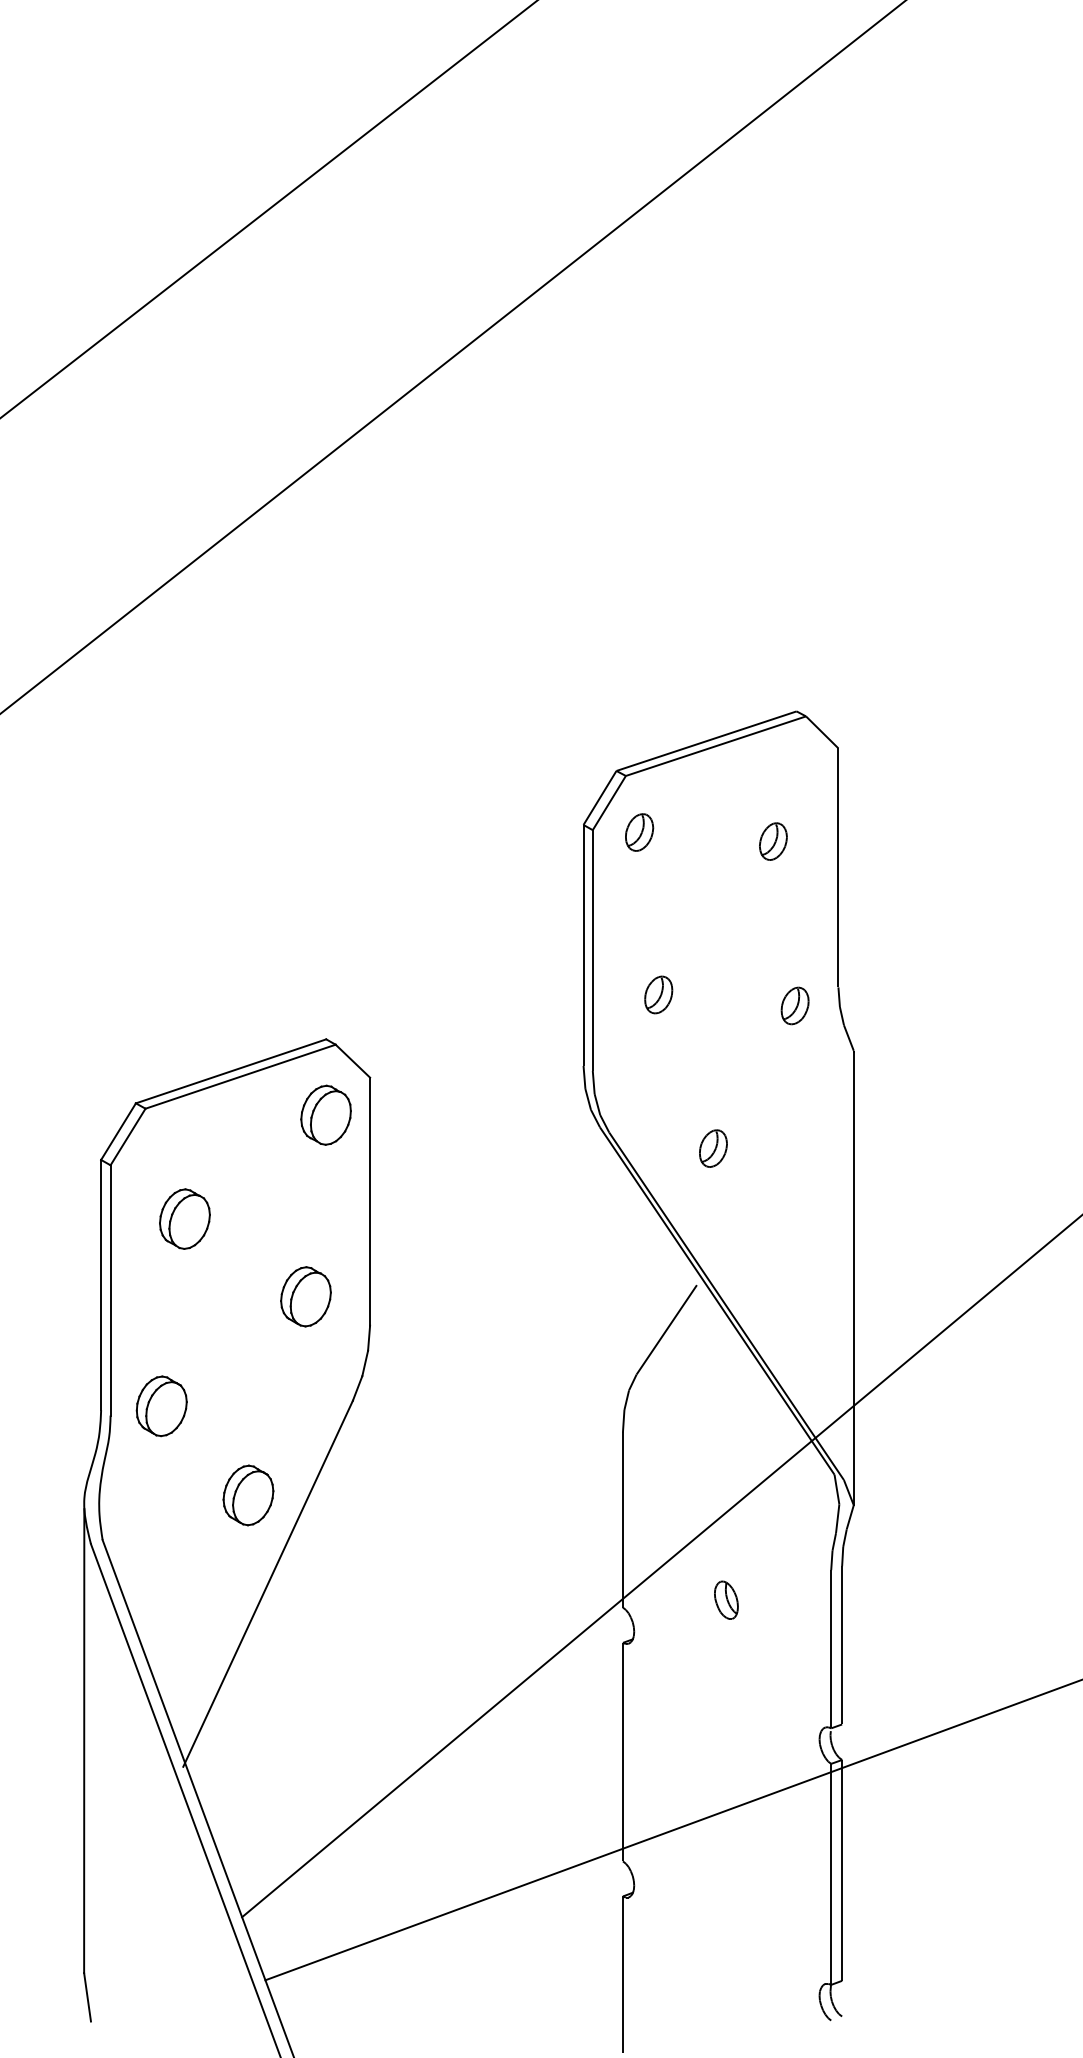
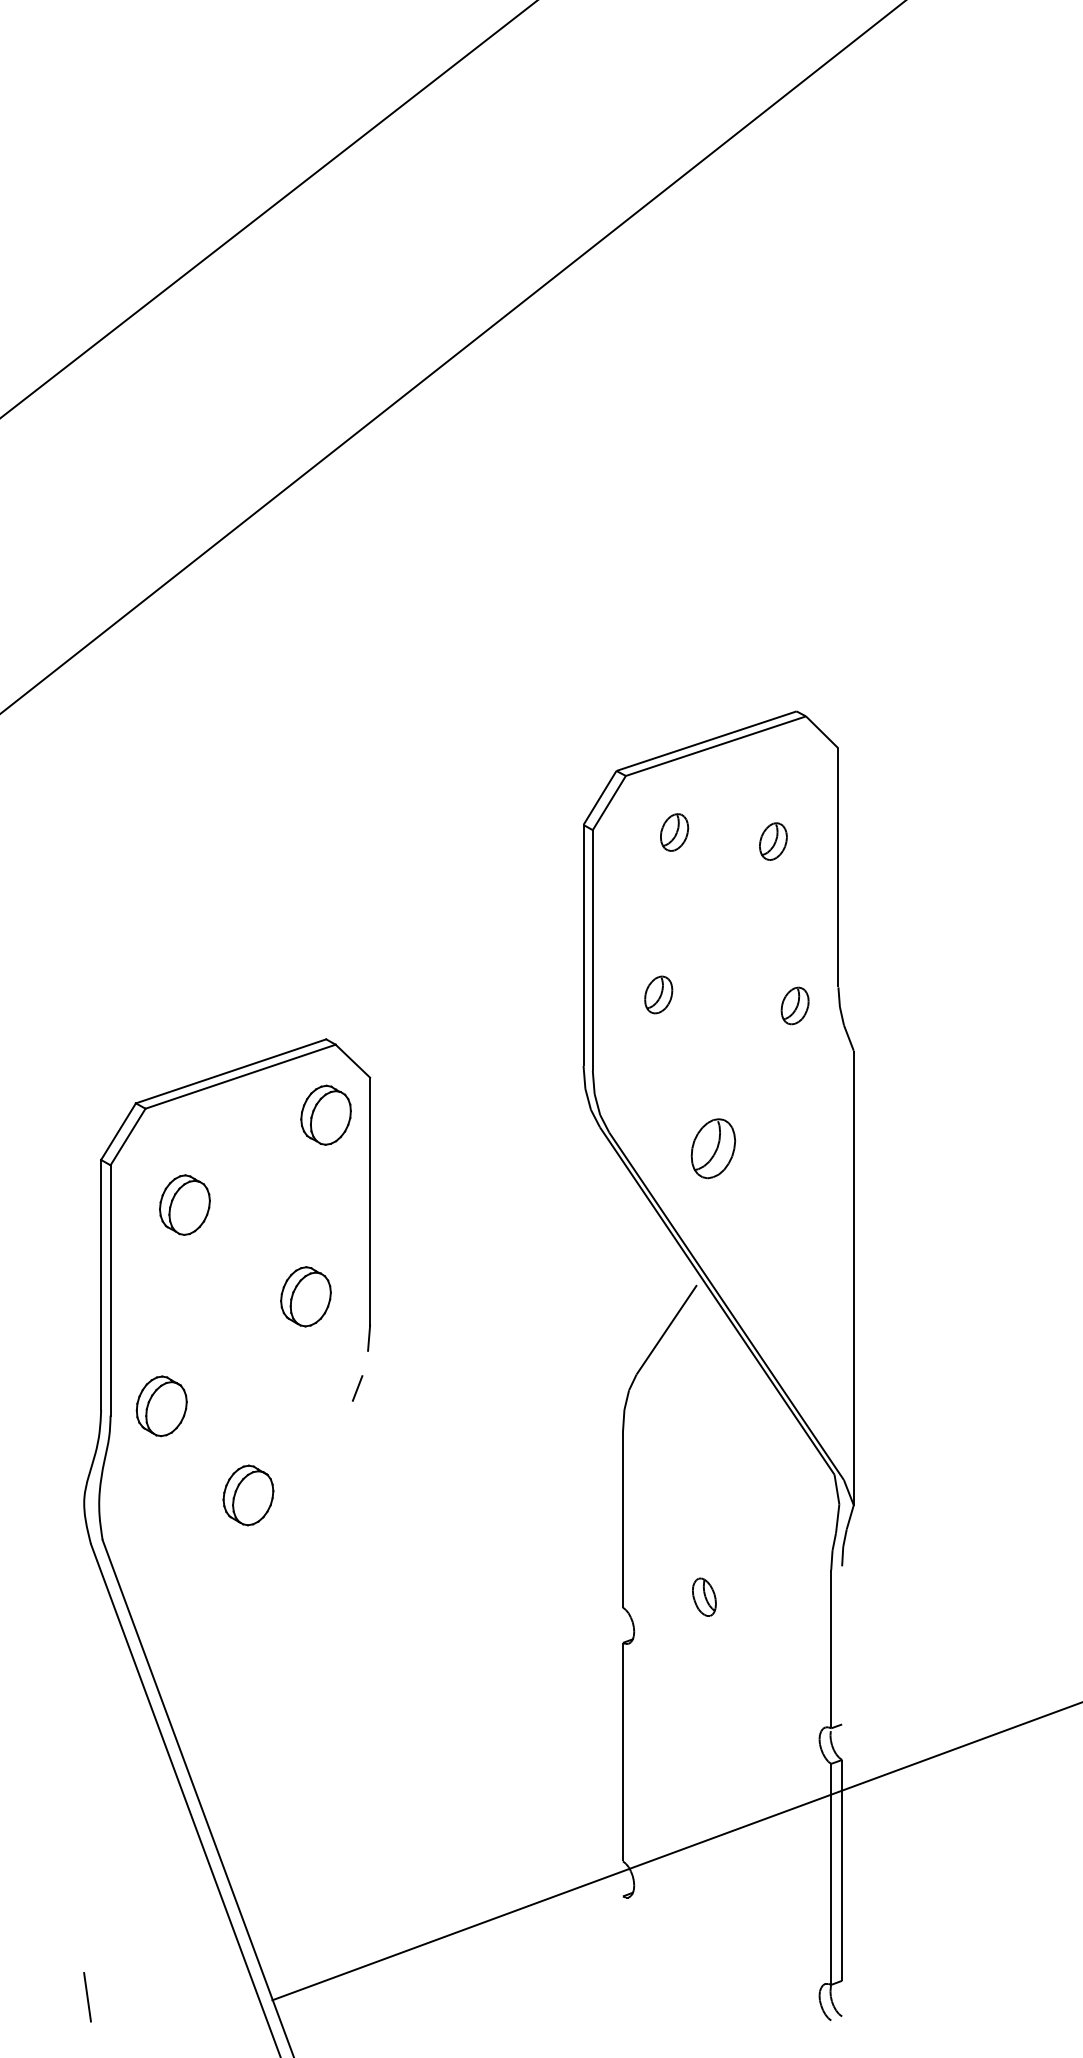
part position: (639, 832) -> (674, 832) (674, 832)
part size: 29x39 px -> 47x62 px (713, 1148)
part position: (184, 1218) -> (184, 1204) (184, 1204)
line: present -> none (365, 1363)
line: present -> none (660, 1567)
line: present -> none (267, 1583)
part position: (726, 1599) -> (704, 1596) (704, 1596)
line: present -> none (842, 1645)
line: present -> none (84, 1741)
line position: (672, 1830) -> (675, 1851) (675, 1851)
line: present -> none (622, 1974)
